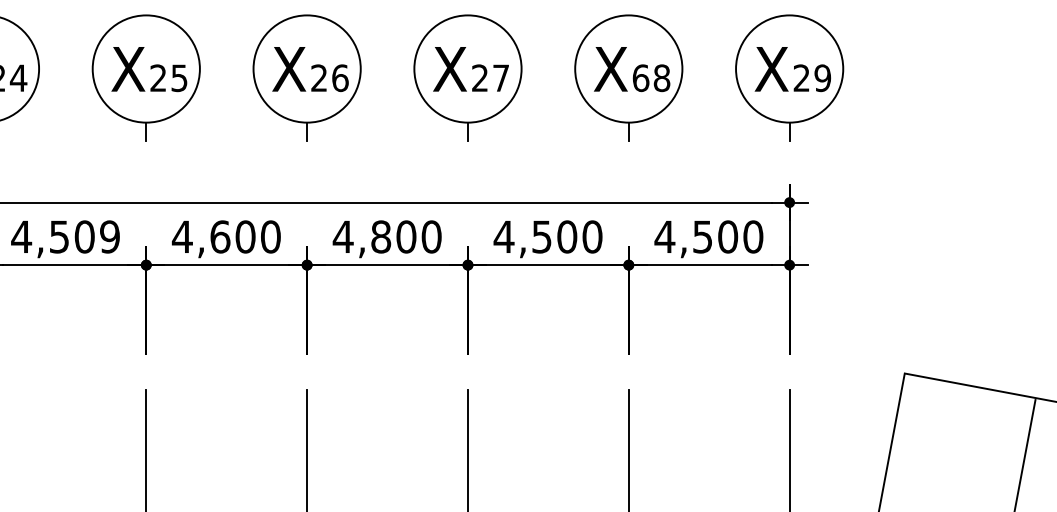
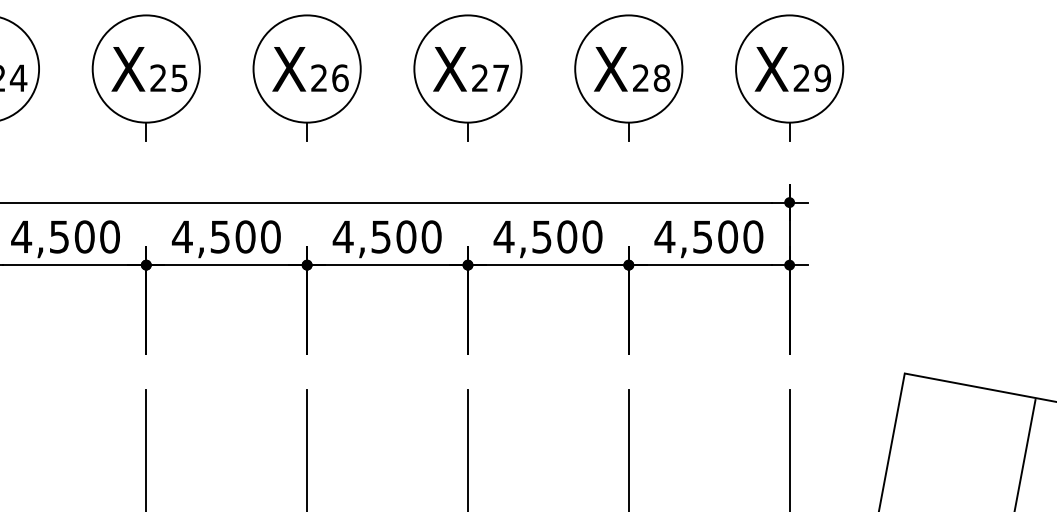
text: 68 -> 28 (640, 78)
text: 4,509 -> 4,500 (109, 236)
text: 4,600 -> 4,500 (220, 236)
text: 4,800 -> 4,500 (381, 236)
